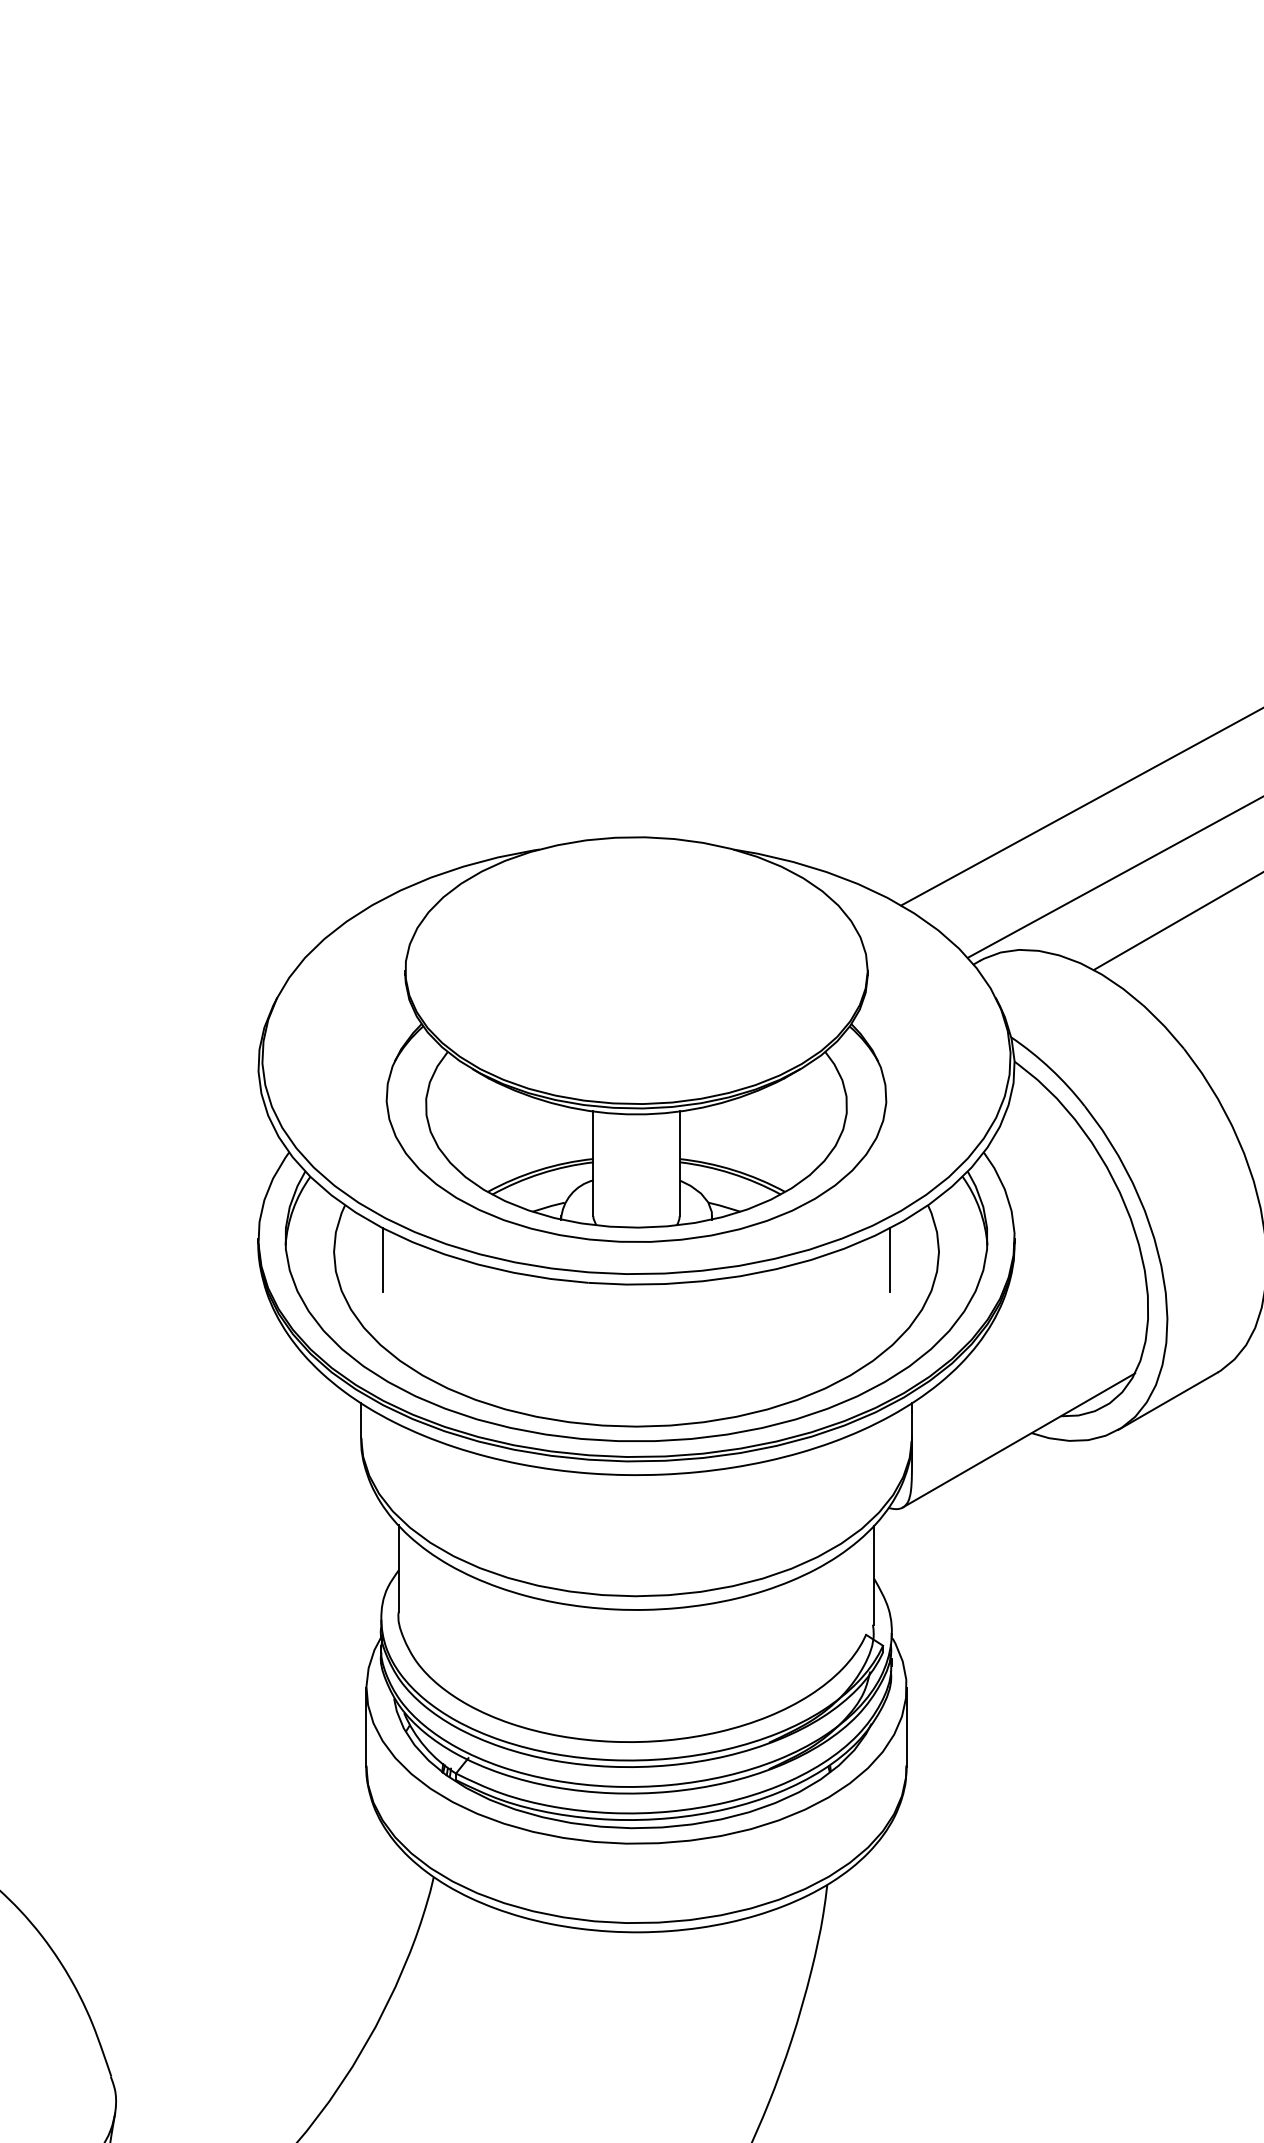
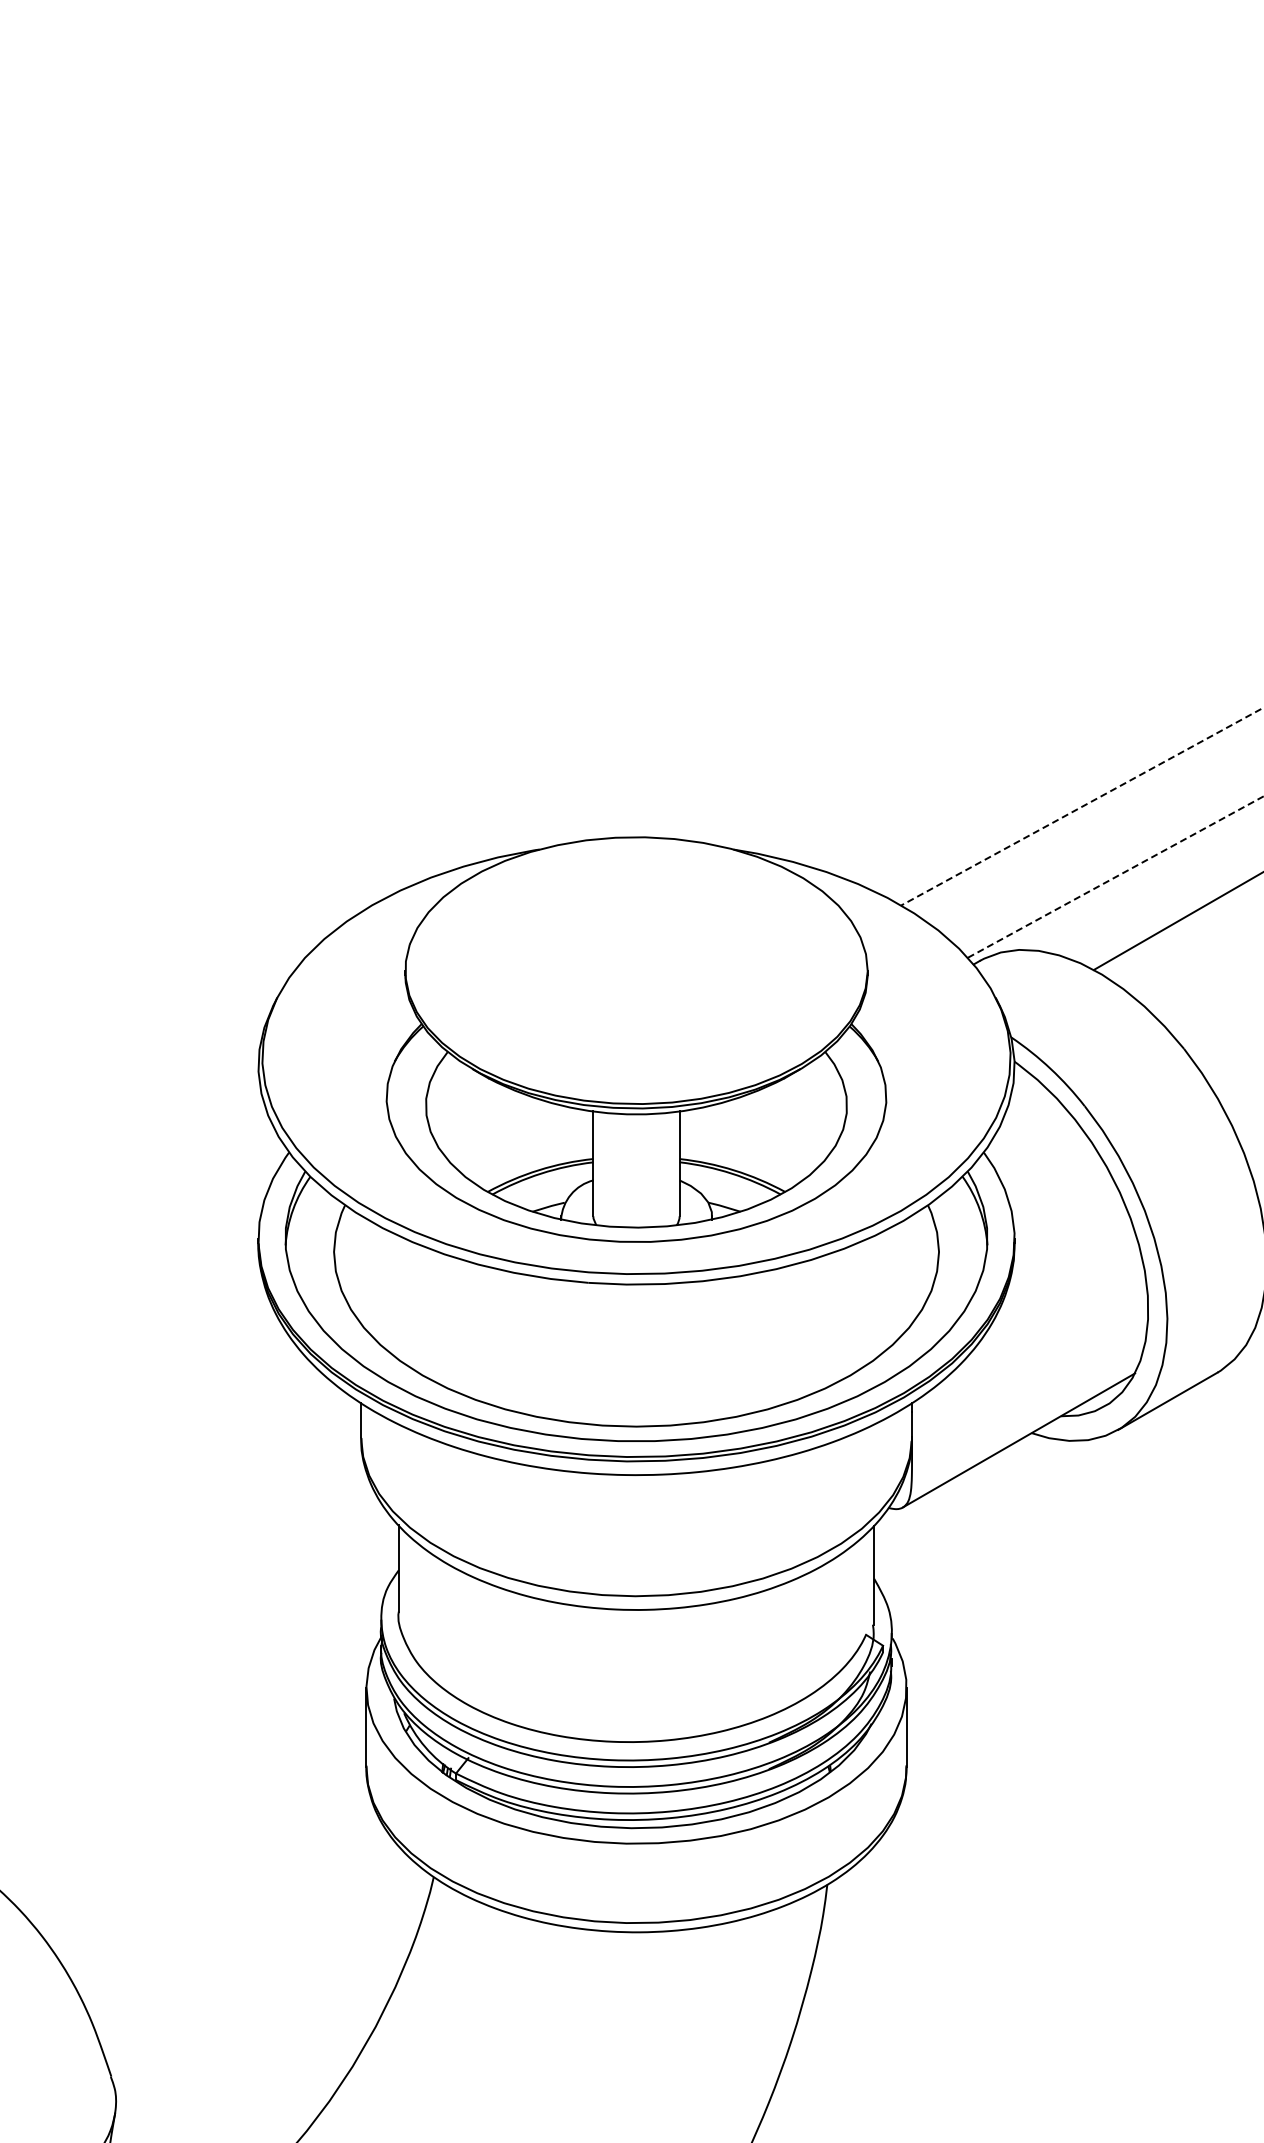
line: solid -> dashed (1081, 806)
line: solid -> dashed (1116, 876)
line: present -> none (382, 1259)
line: present -> none (890, 1259)
